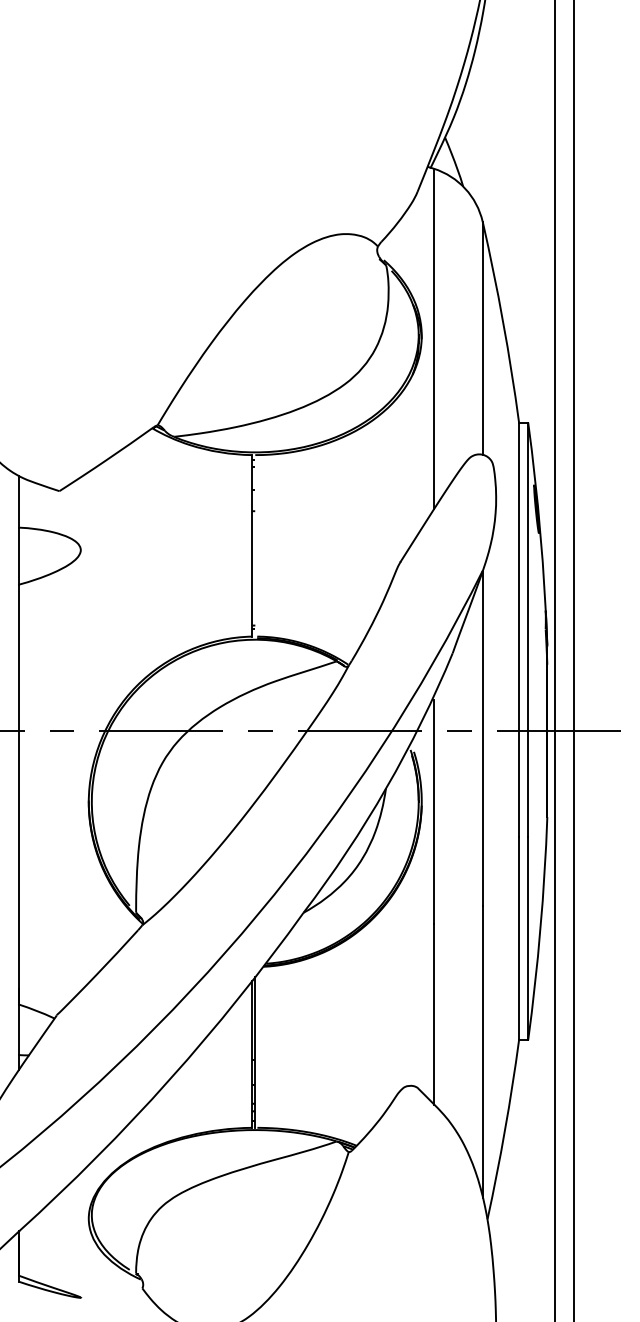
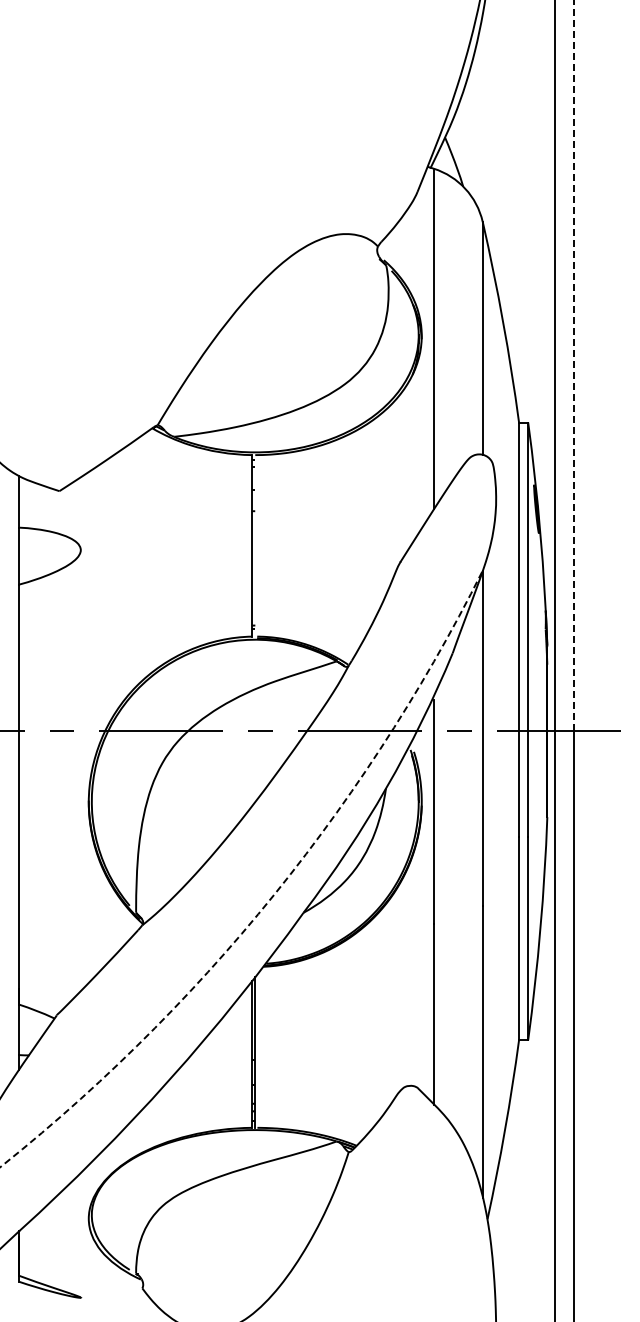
line: solid -> dashed (573, 365)
arc: solid -> dashed (273, 895)
